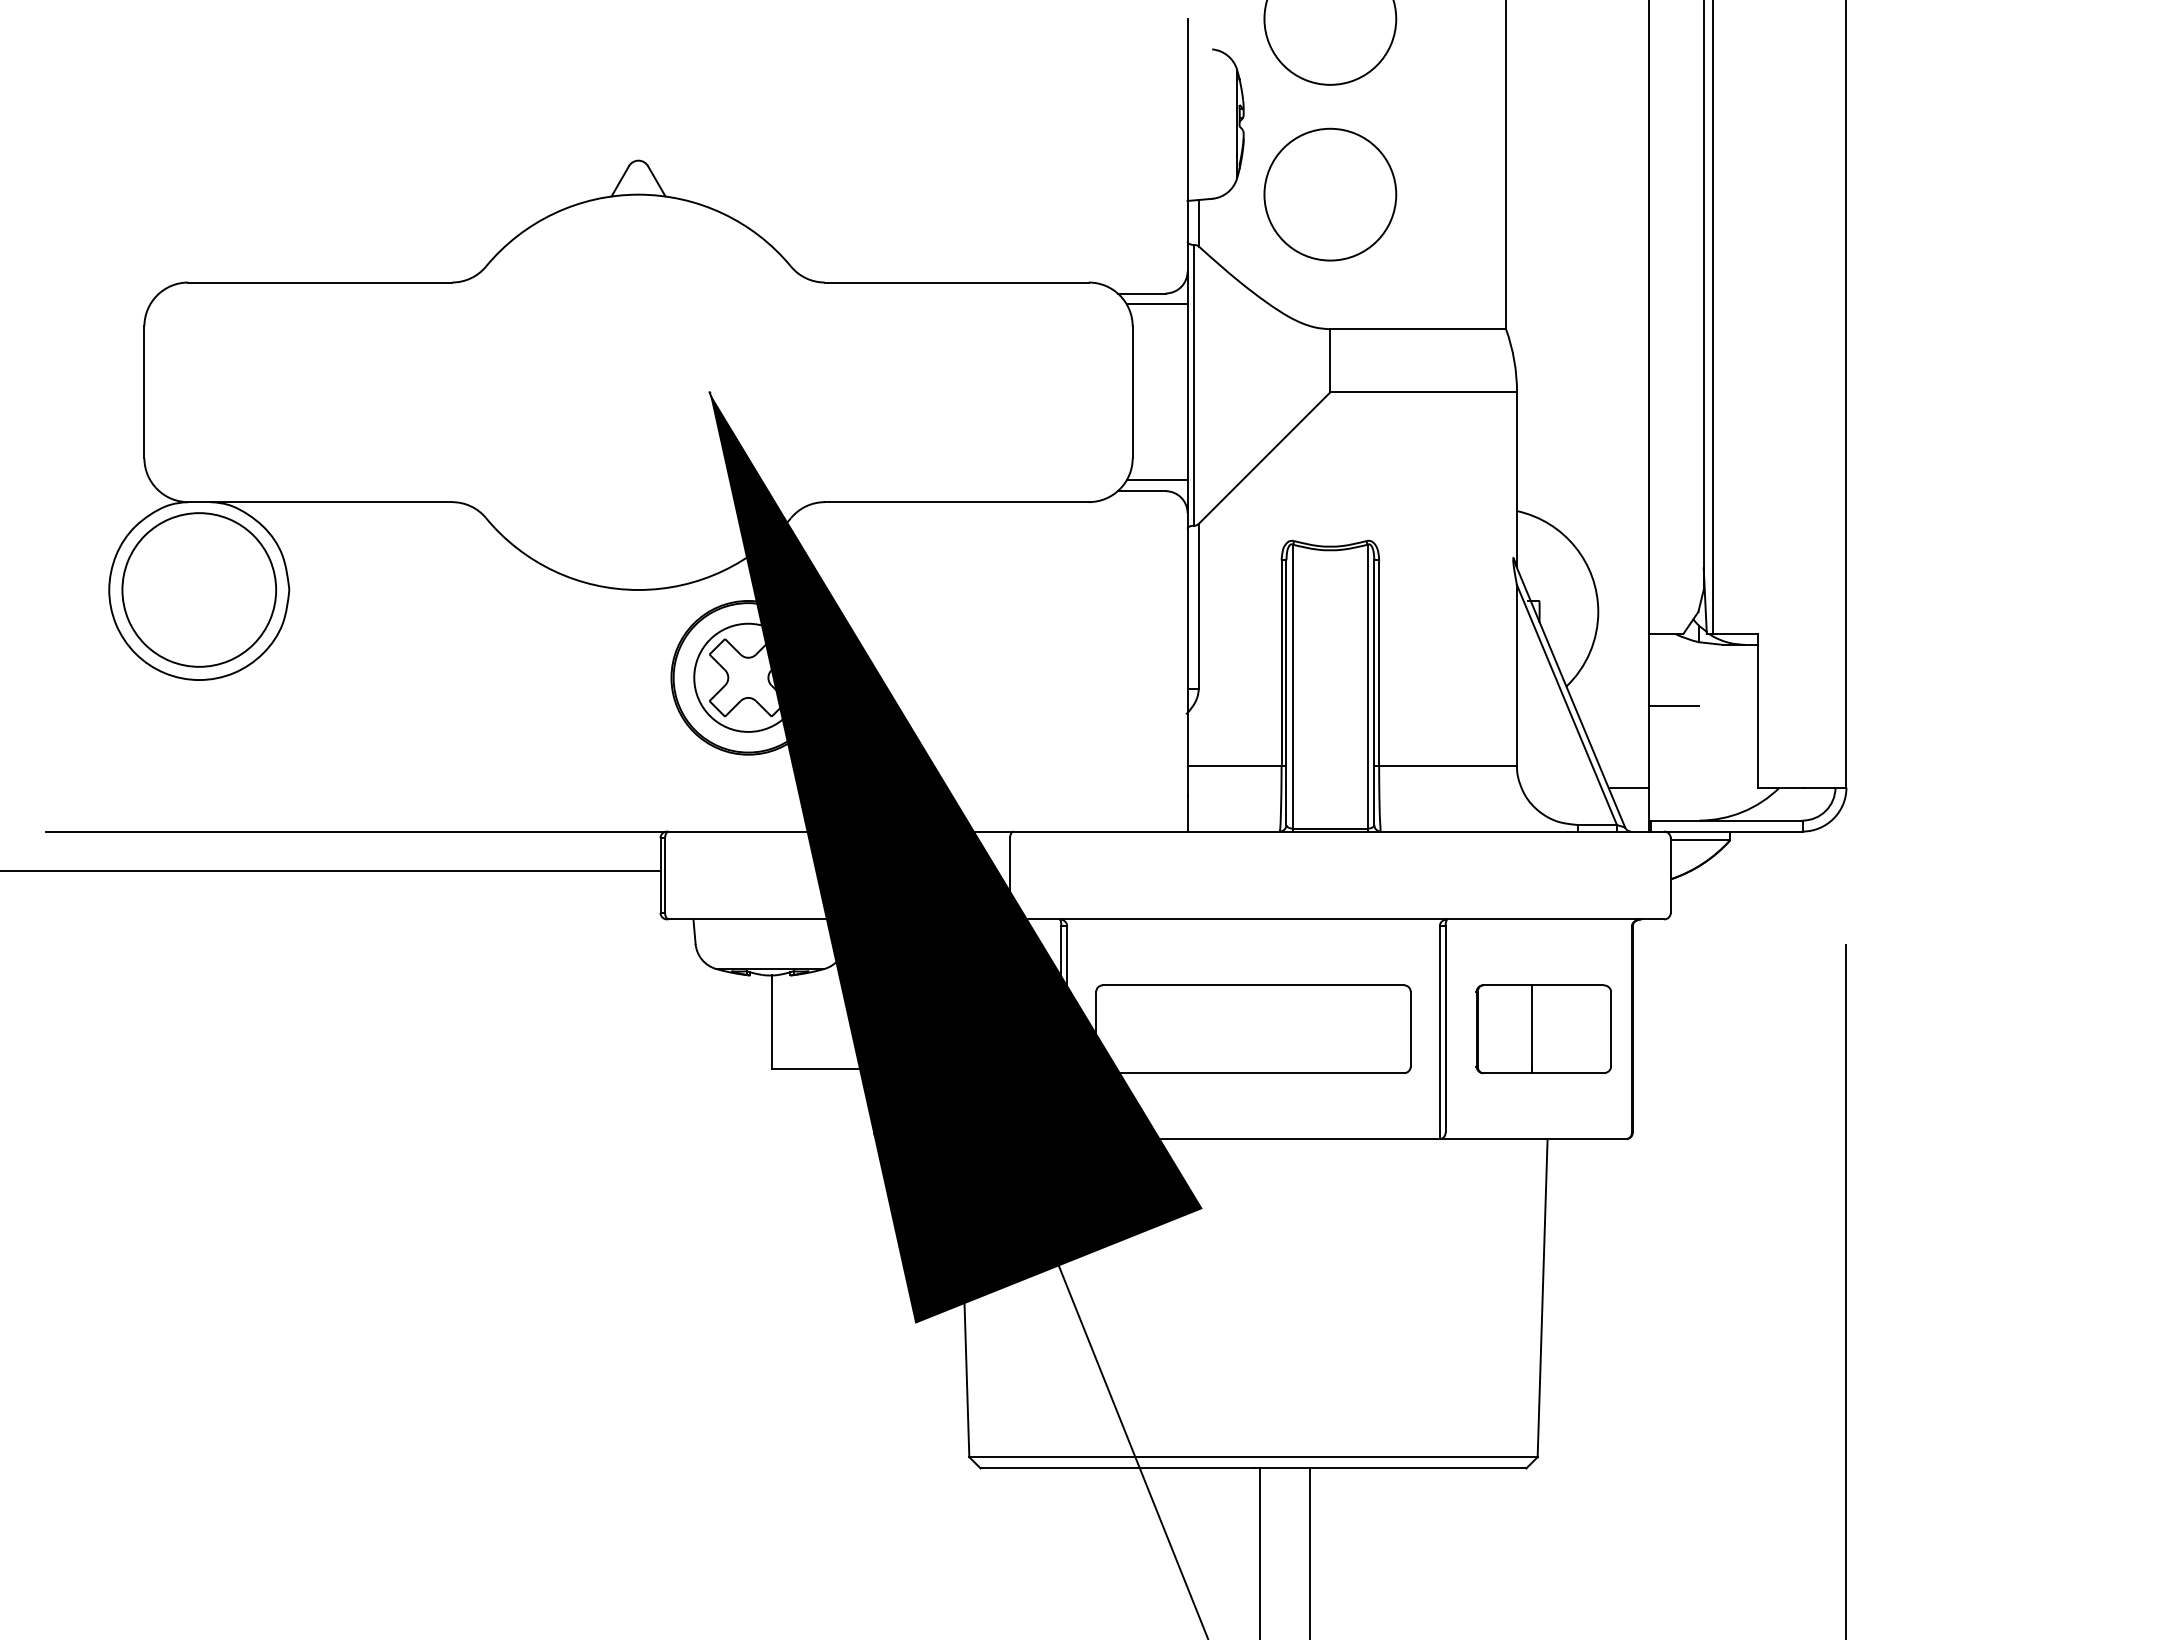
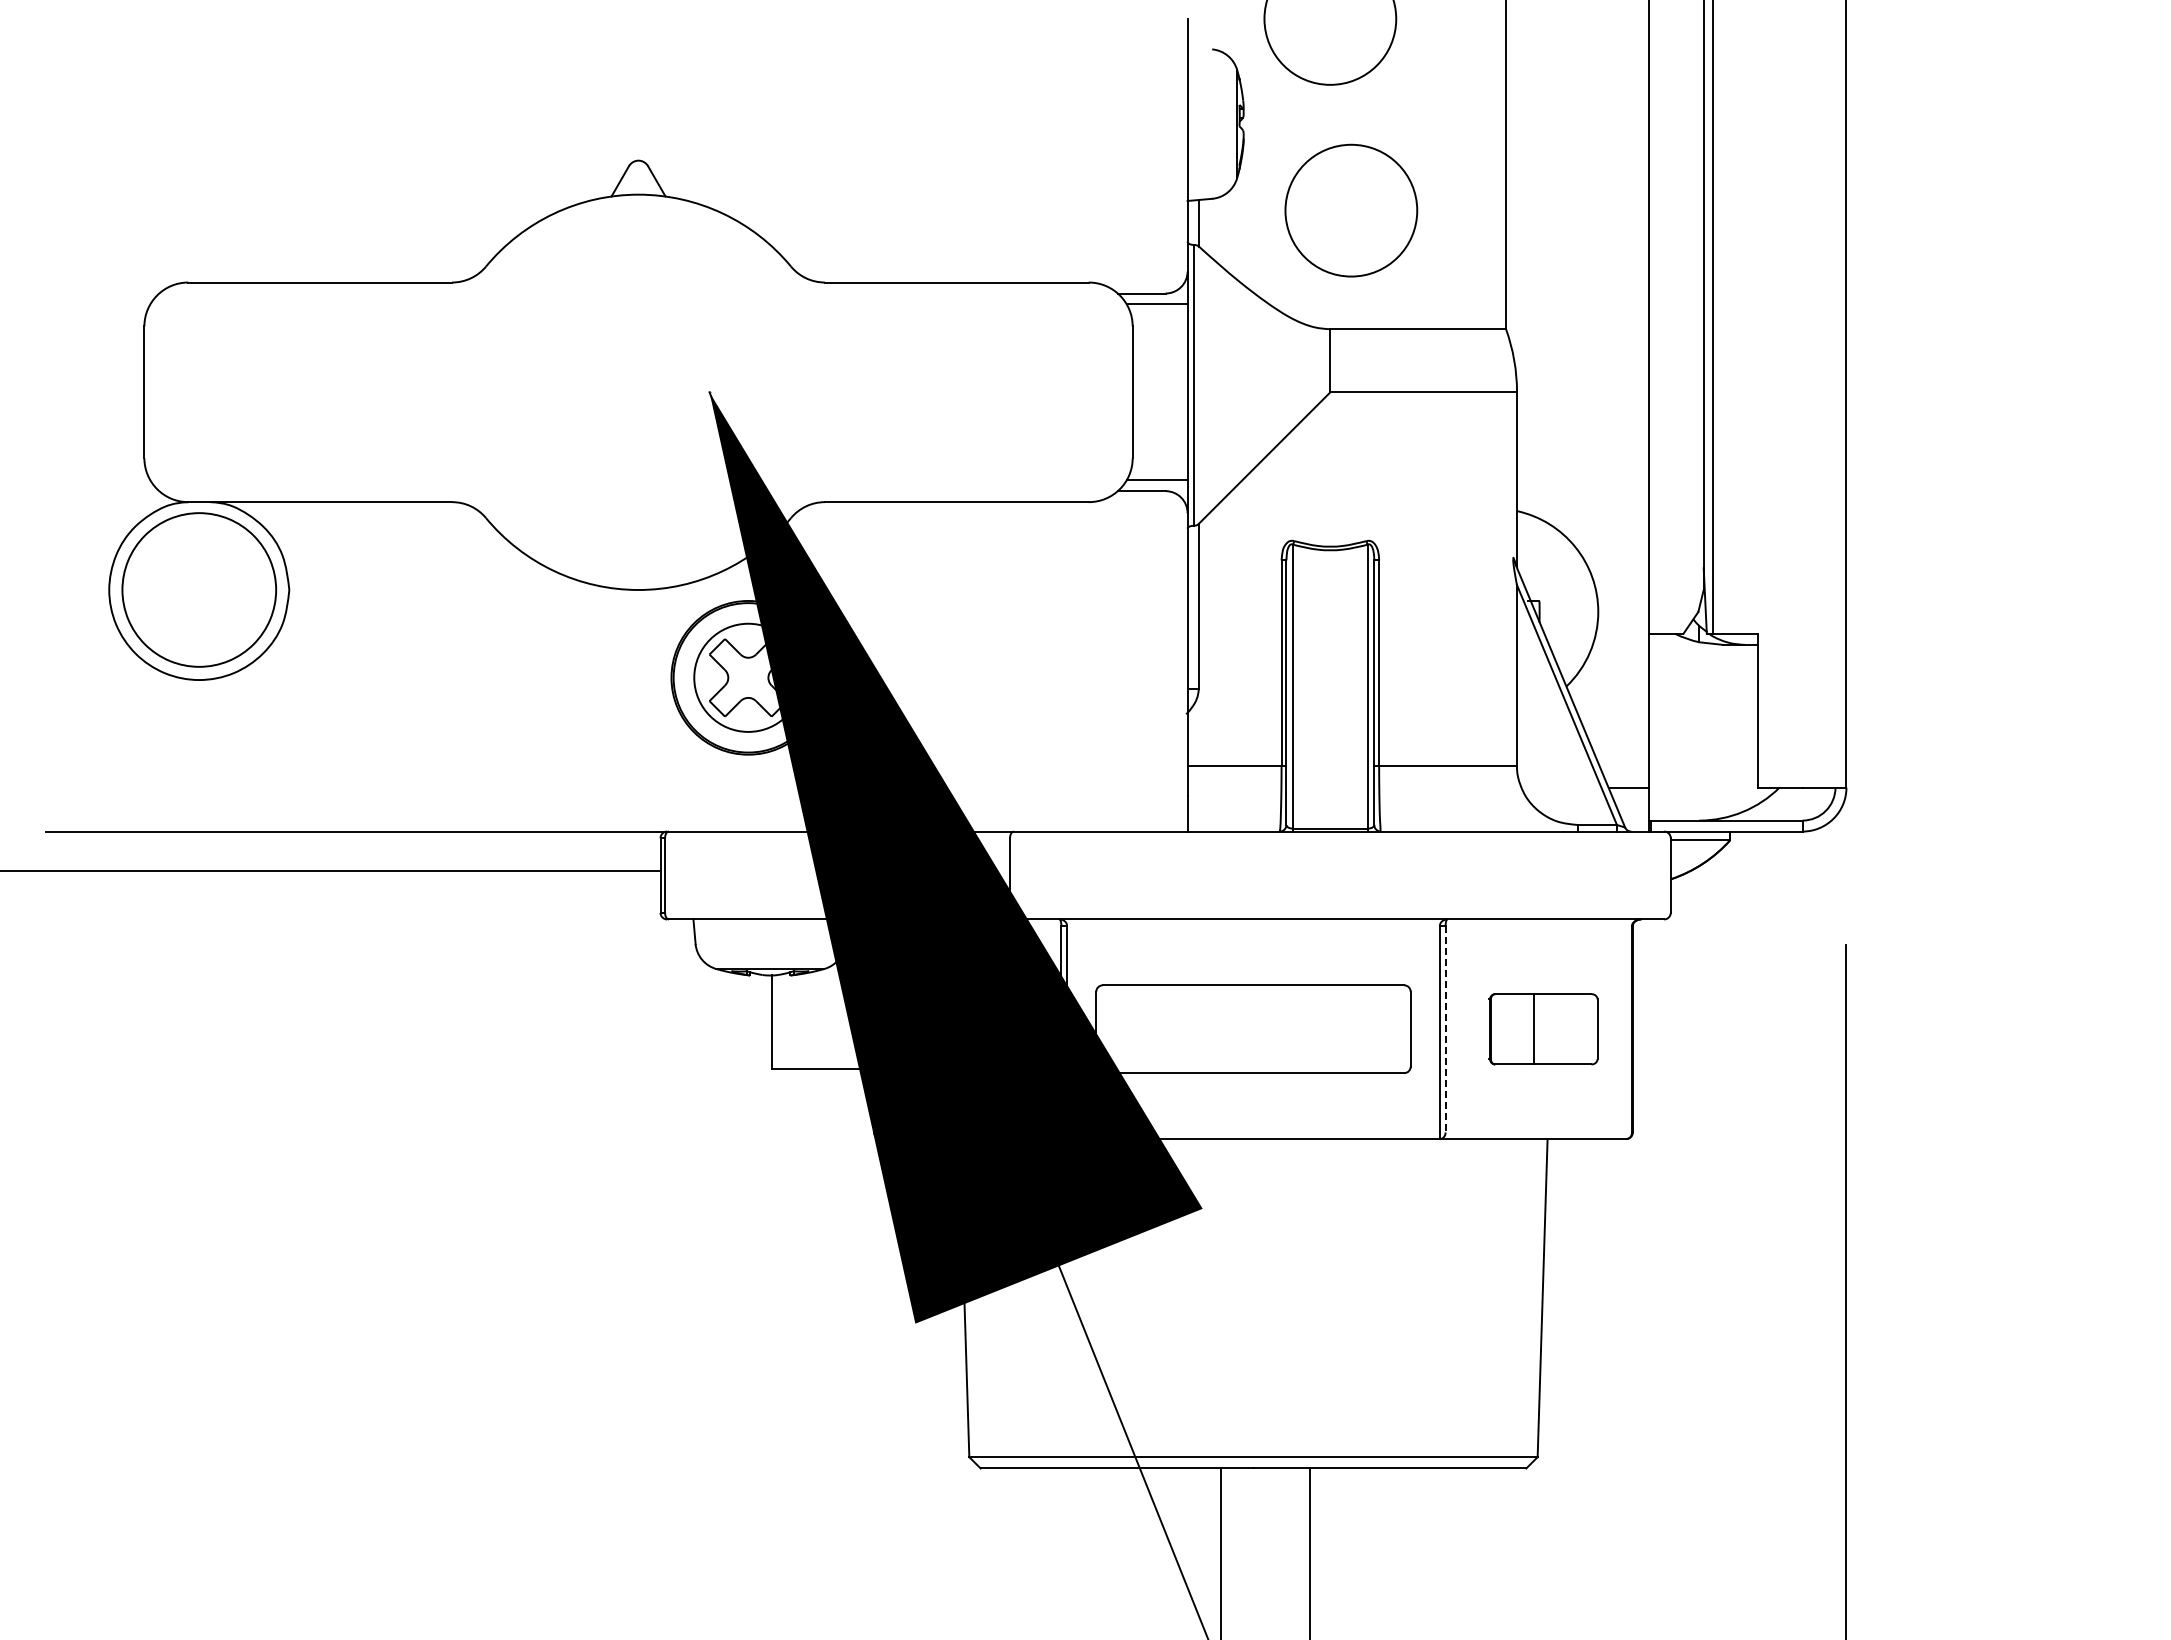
circle position: (1330, 194) -> (1351, 210) (1351, 210)
line: present -> none (1673, 706)
line: solid -> dashed (1445, 1029)
part size: 137x91 px -> 111x73 px (1543, 1029)
line position: (1259, 1552) -> (1220, 1552) (1220, 1552)
